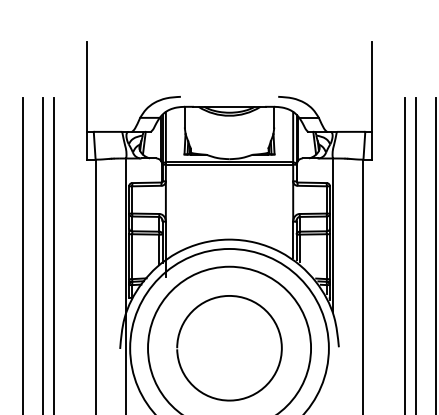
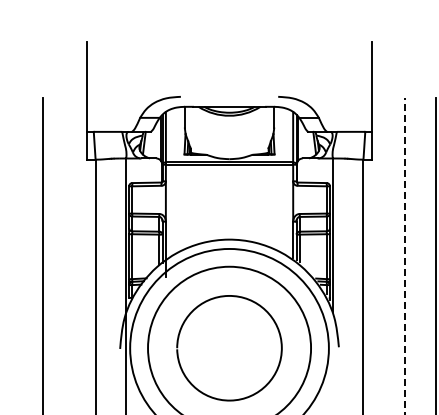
line: present -> none (23, 254)
line: present -> none (54, 254)
line: present -> none (415, 254)
line: solid -> dashed (404, 256)
